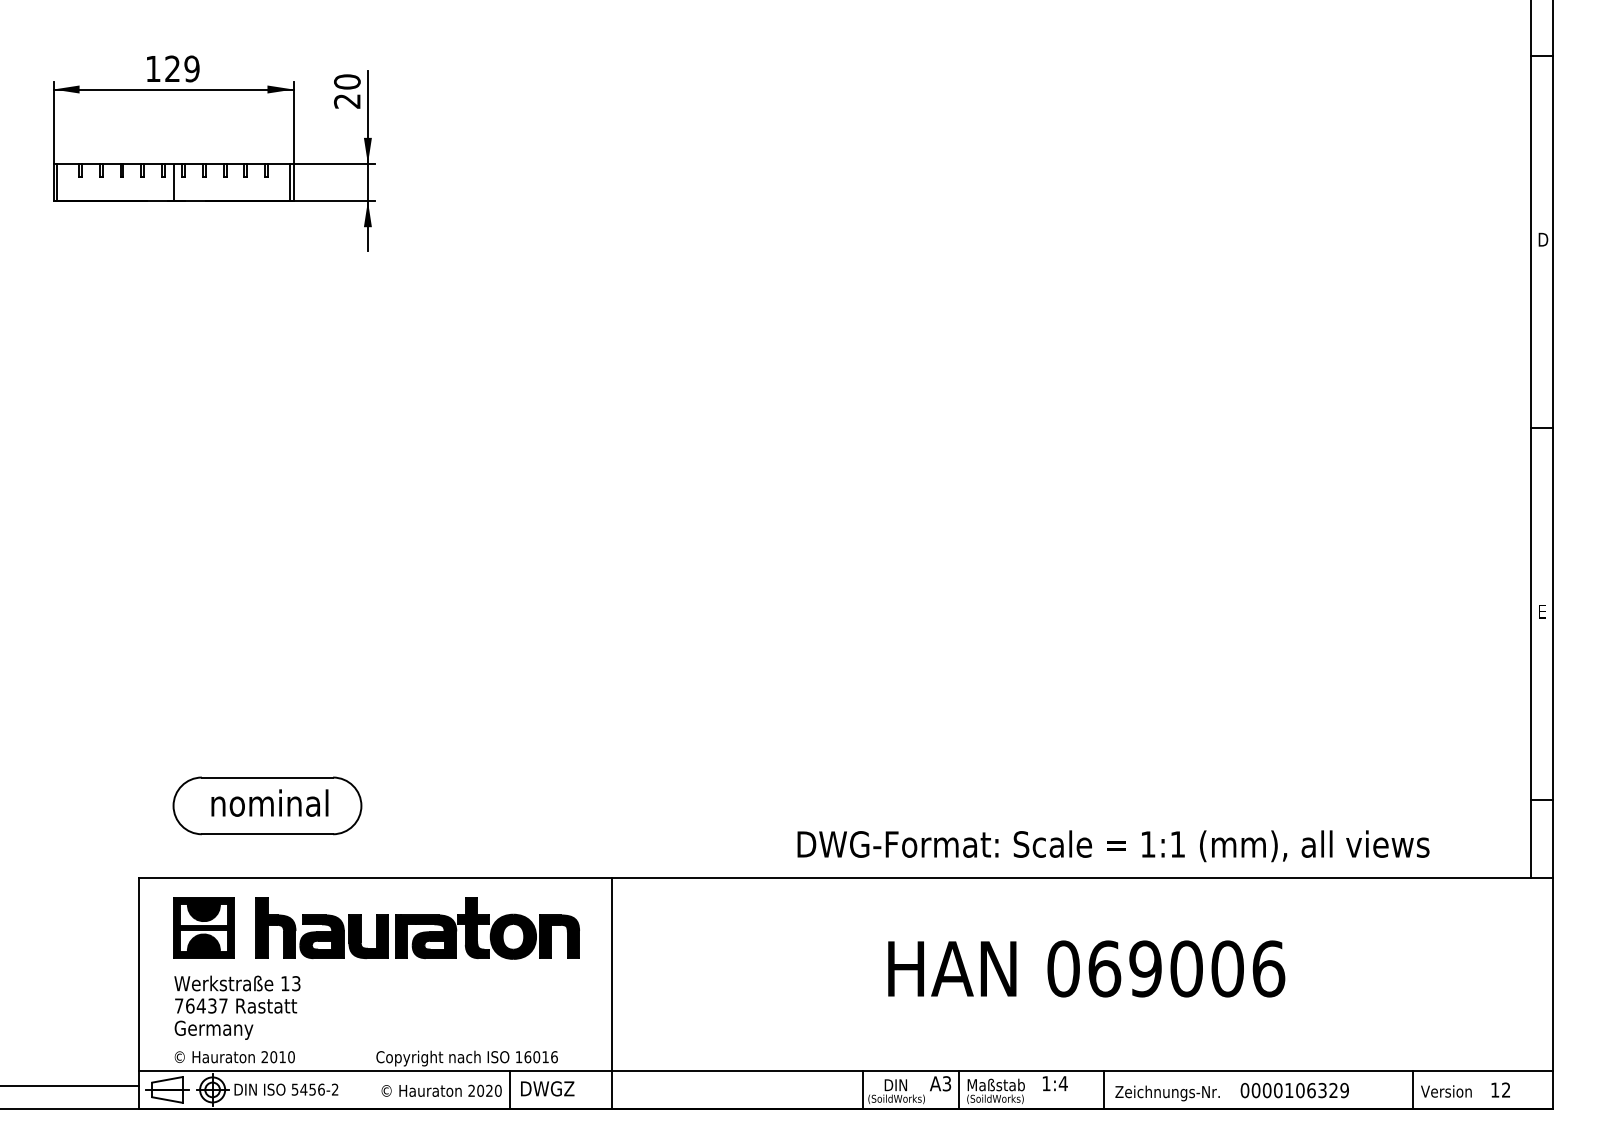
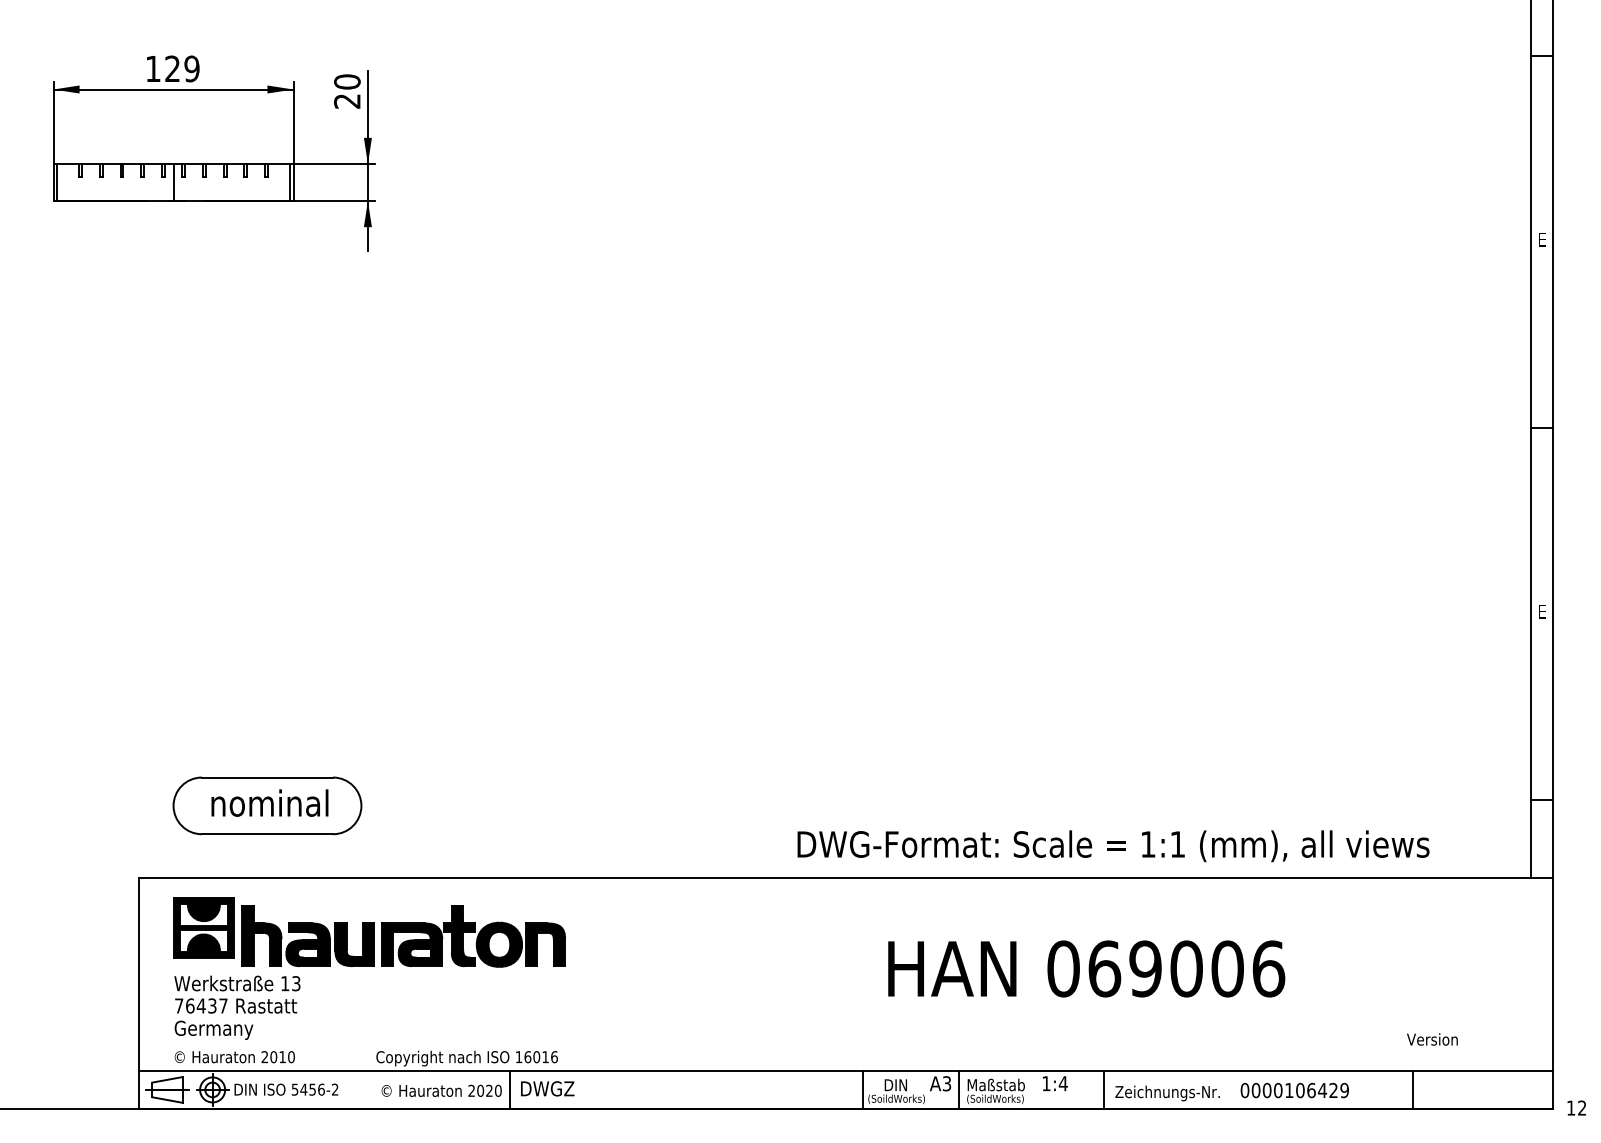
text: D -> E (1543, 239)
part position: (417, 928) -> (403, 936) (403, 936)
line: present -> none (611, 992)
line: present -> none (70, 1086)
text position: (1500, 1089) -> (1576, 1107) (1576, 1107)
text: 0000106329 -> 0000106429 (1322, 1090)
text position: (1446, 1091) -> (1432, 1039) (1432, 1039)
